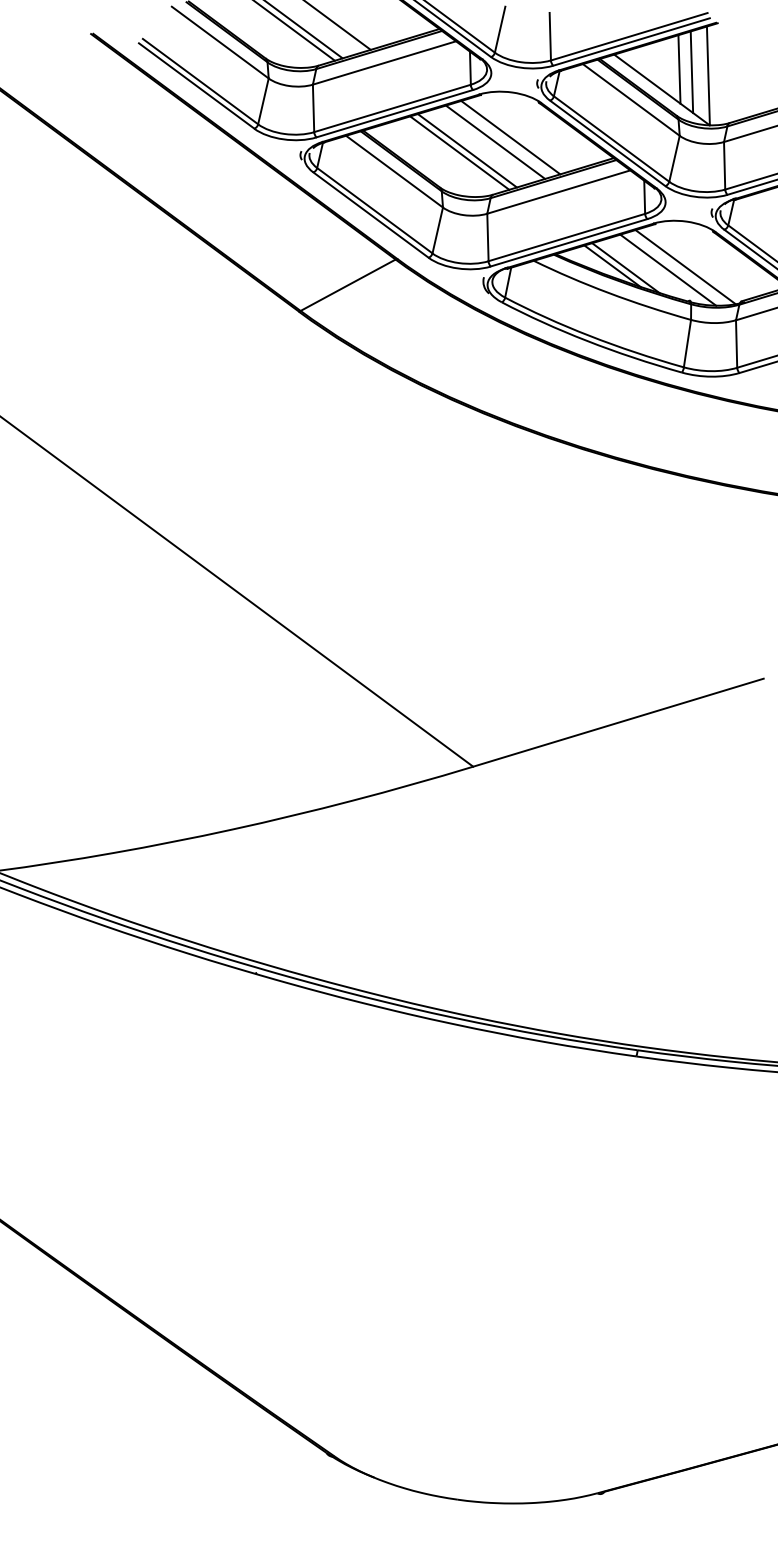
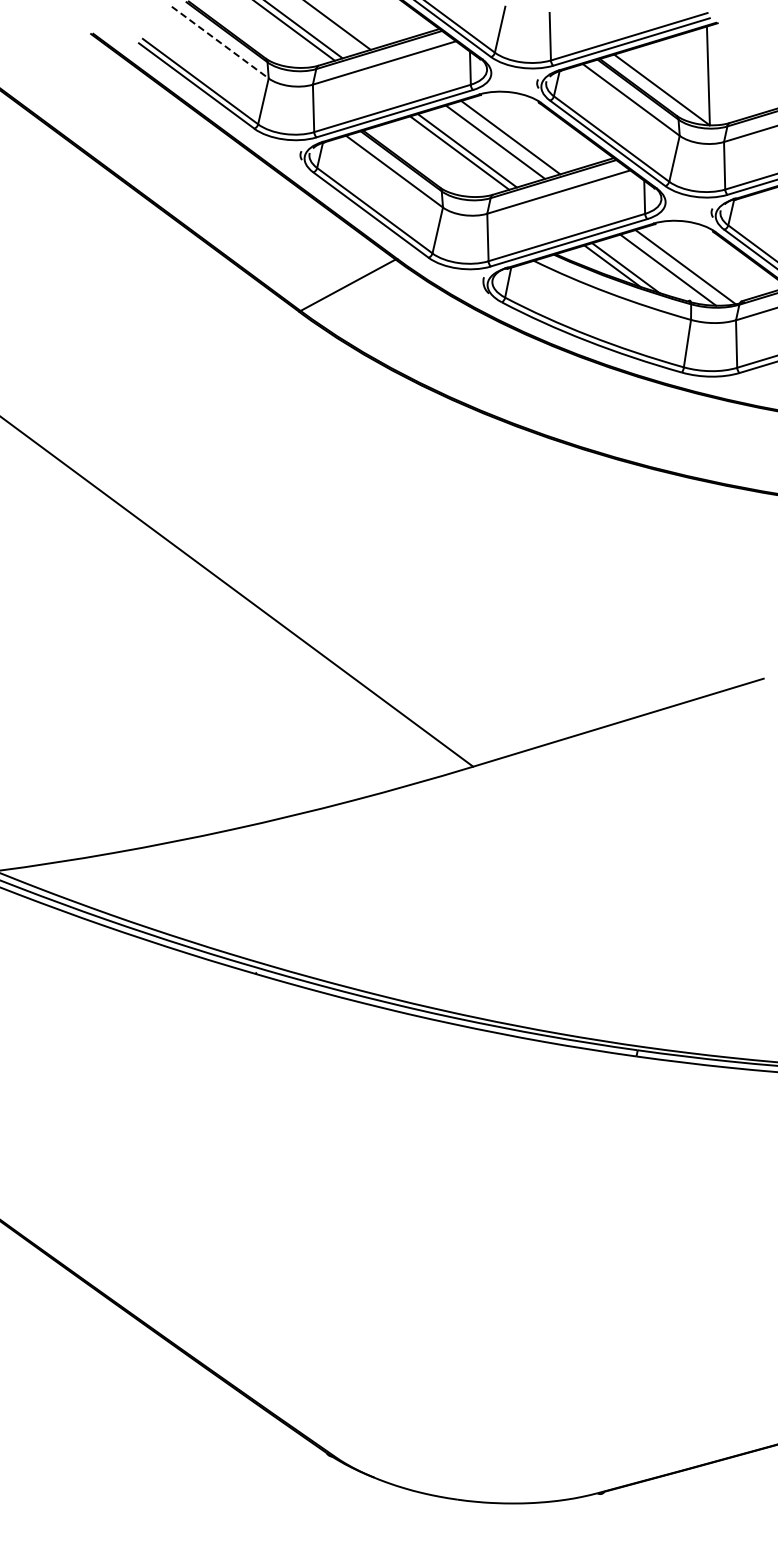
line: solid -> dashed (220, 42)
line: present -> none (679, 69)
line: present -> none (691, 72)
